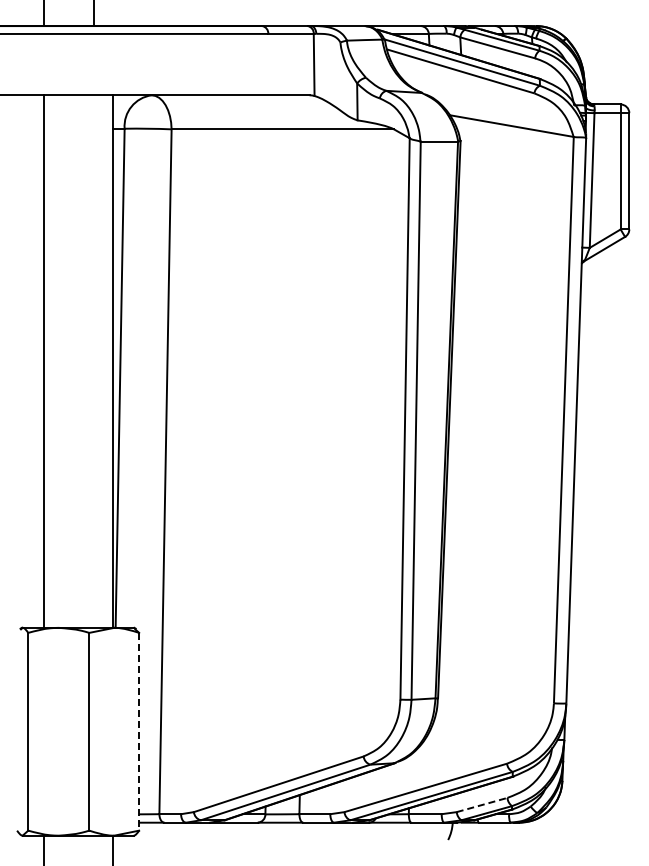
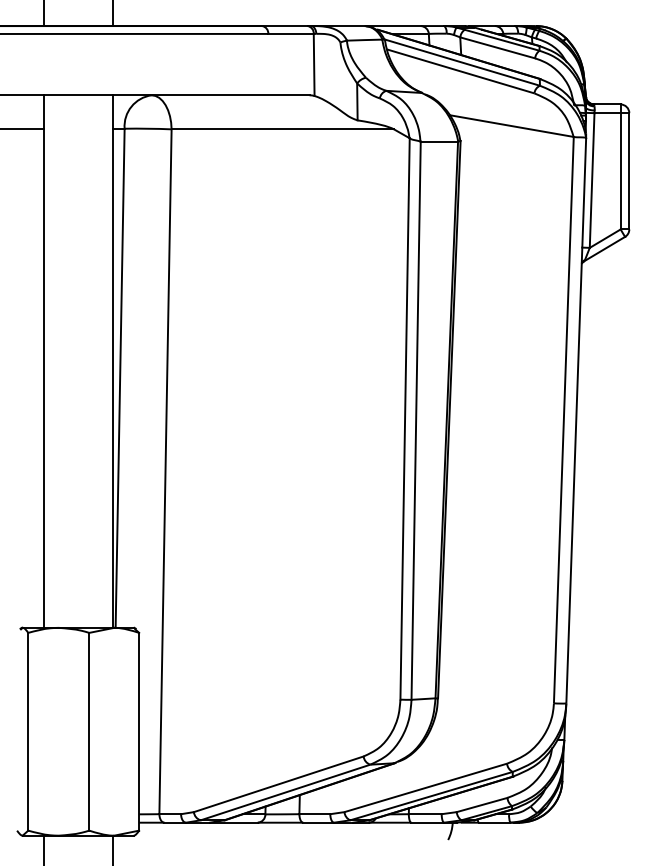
line position: (93, 14) -> (112, 14) (112, 14)
line: none -> present (22, 128)
line: dashed -> solid (139, 731)
line: dashed -> solid (482, 804)
